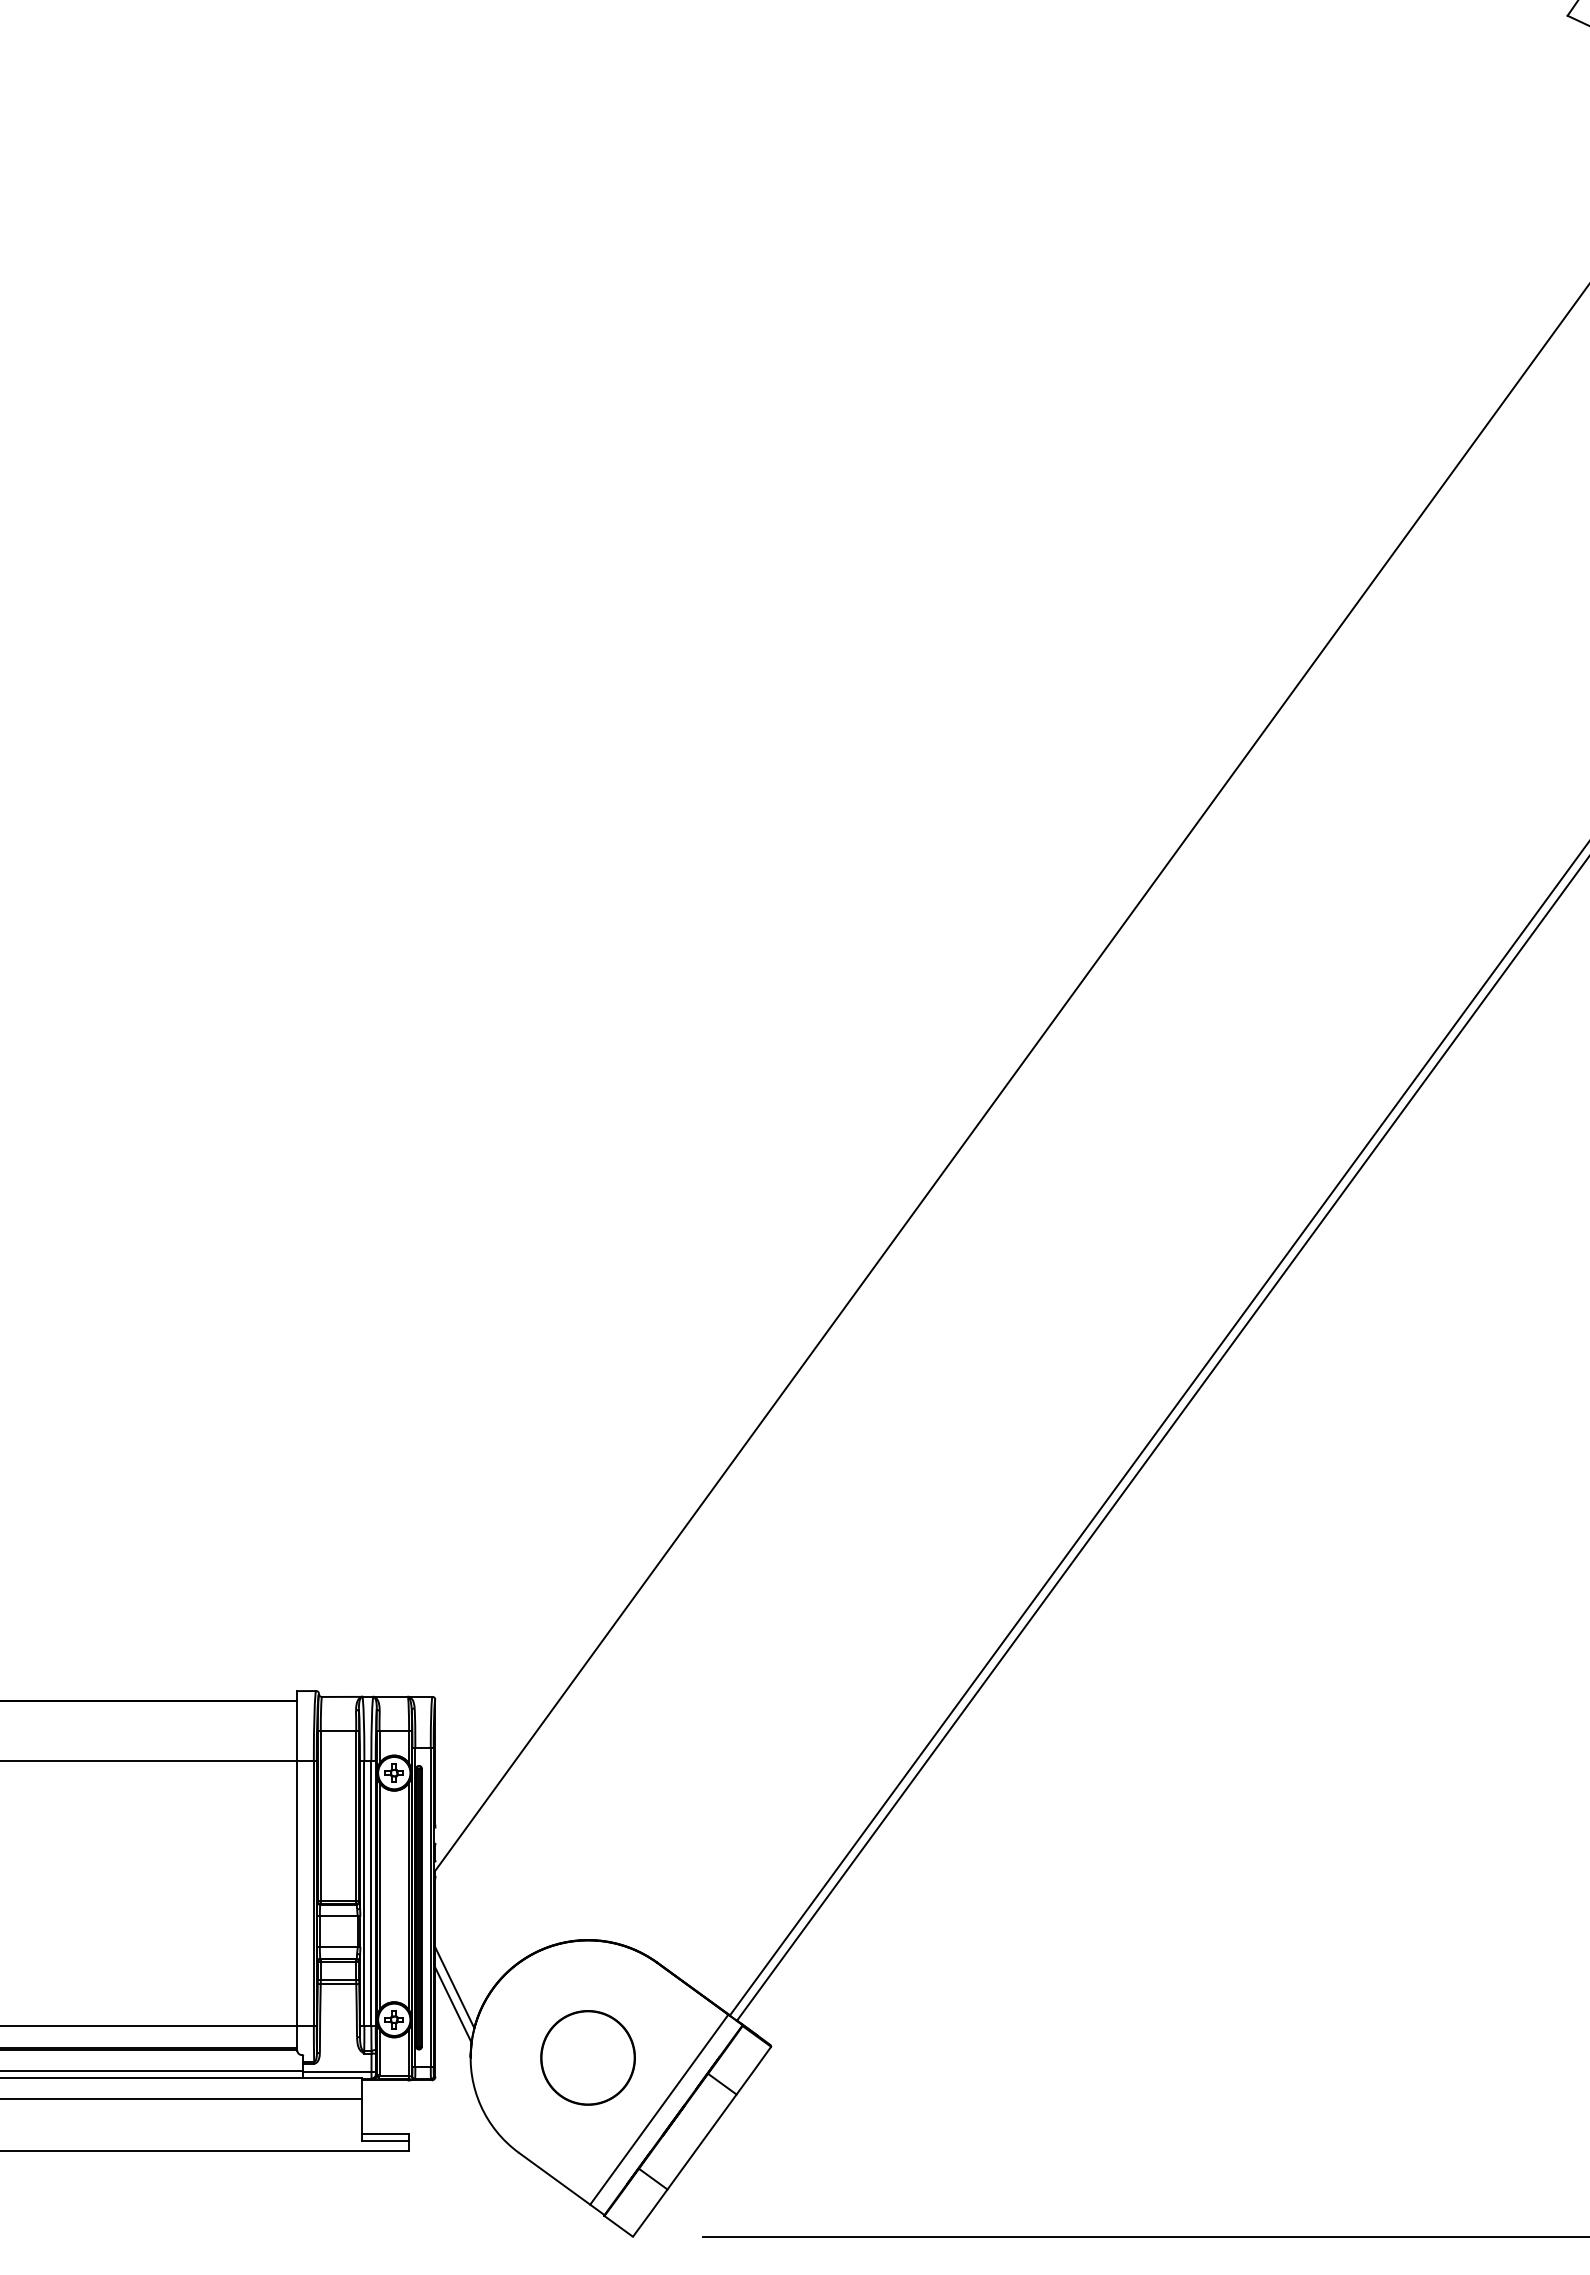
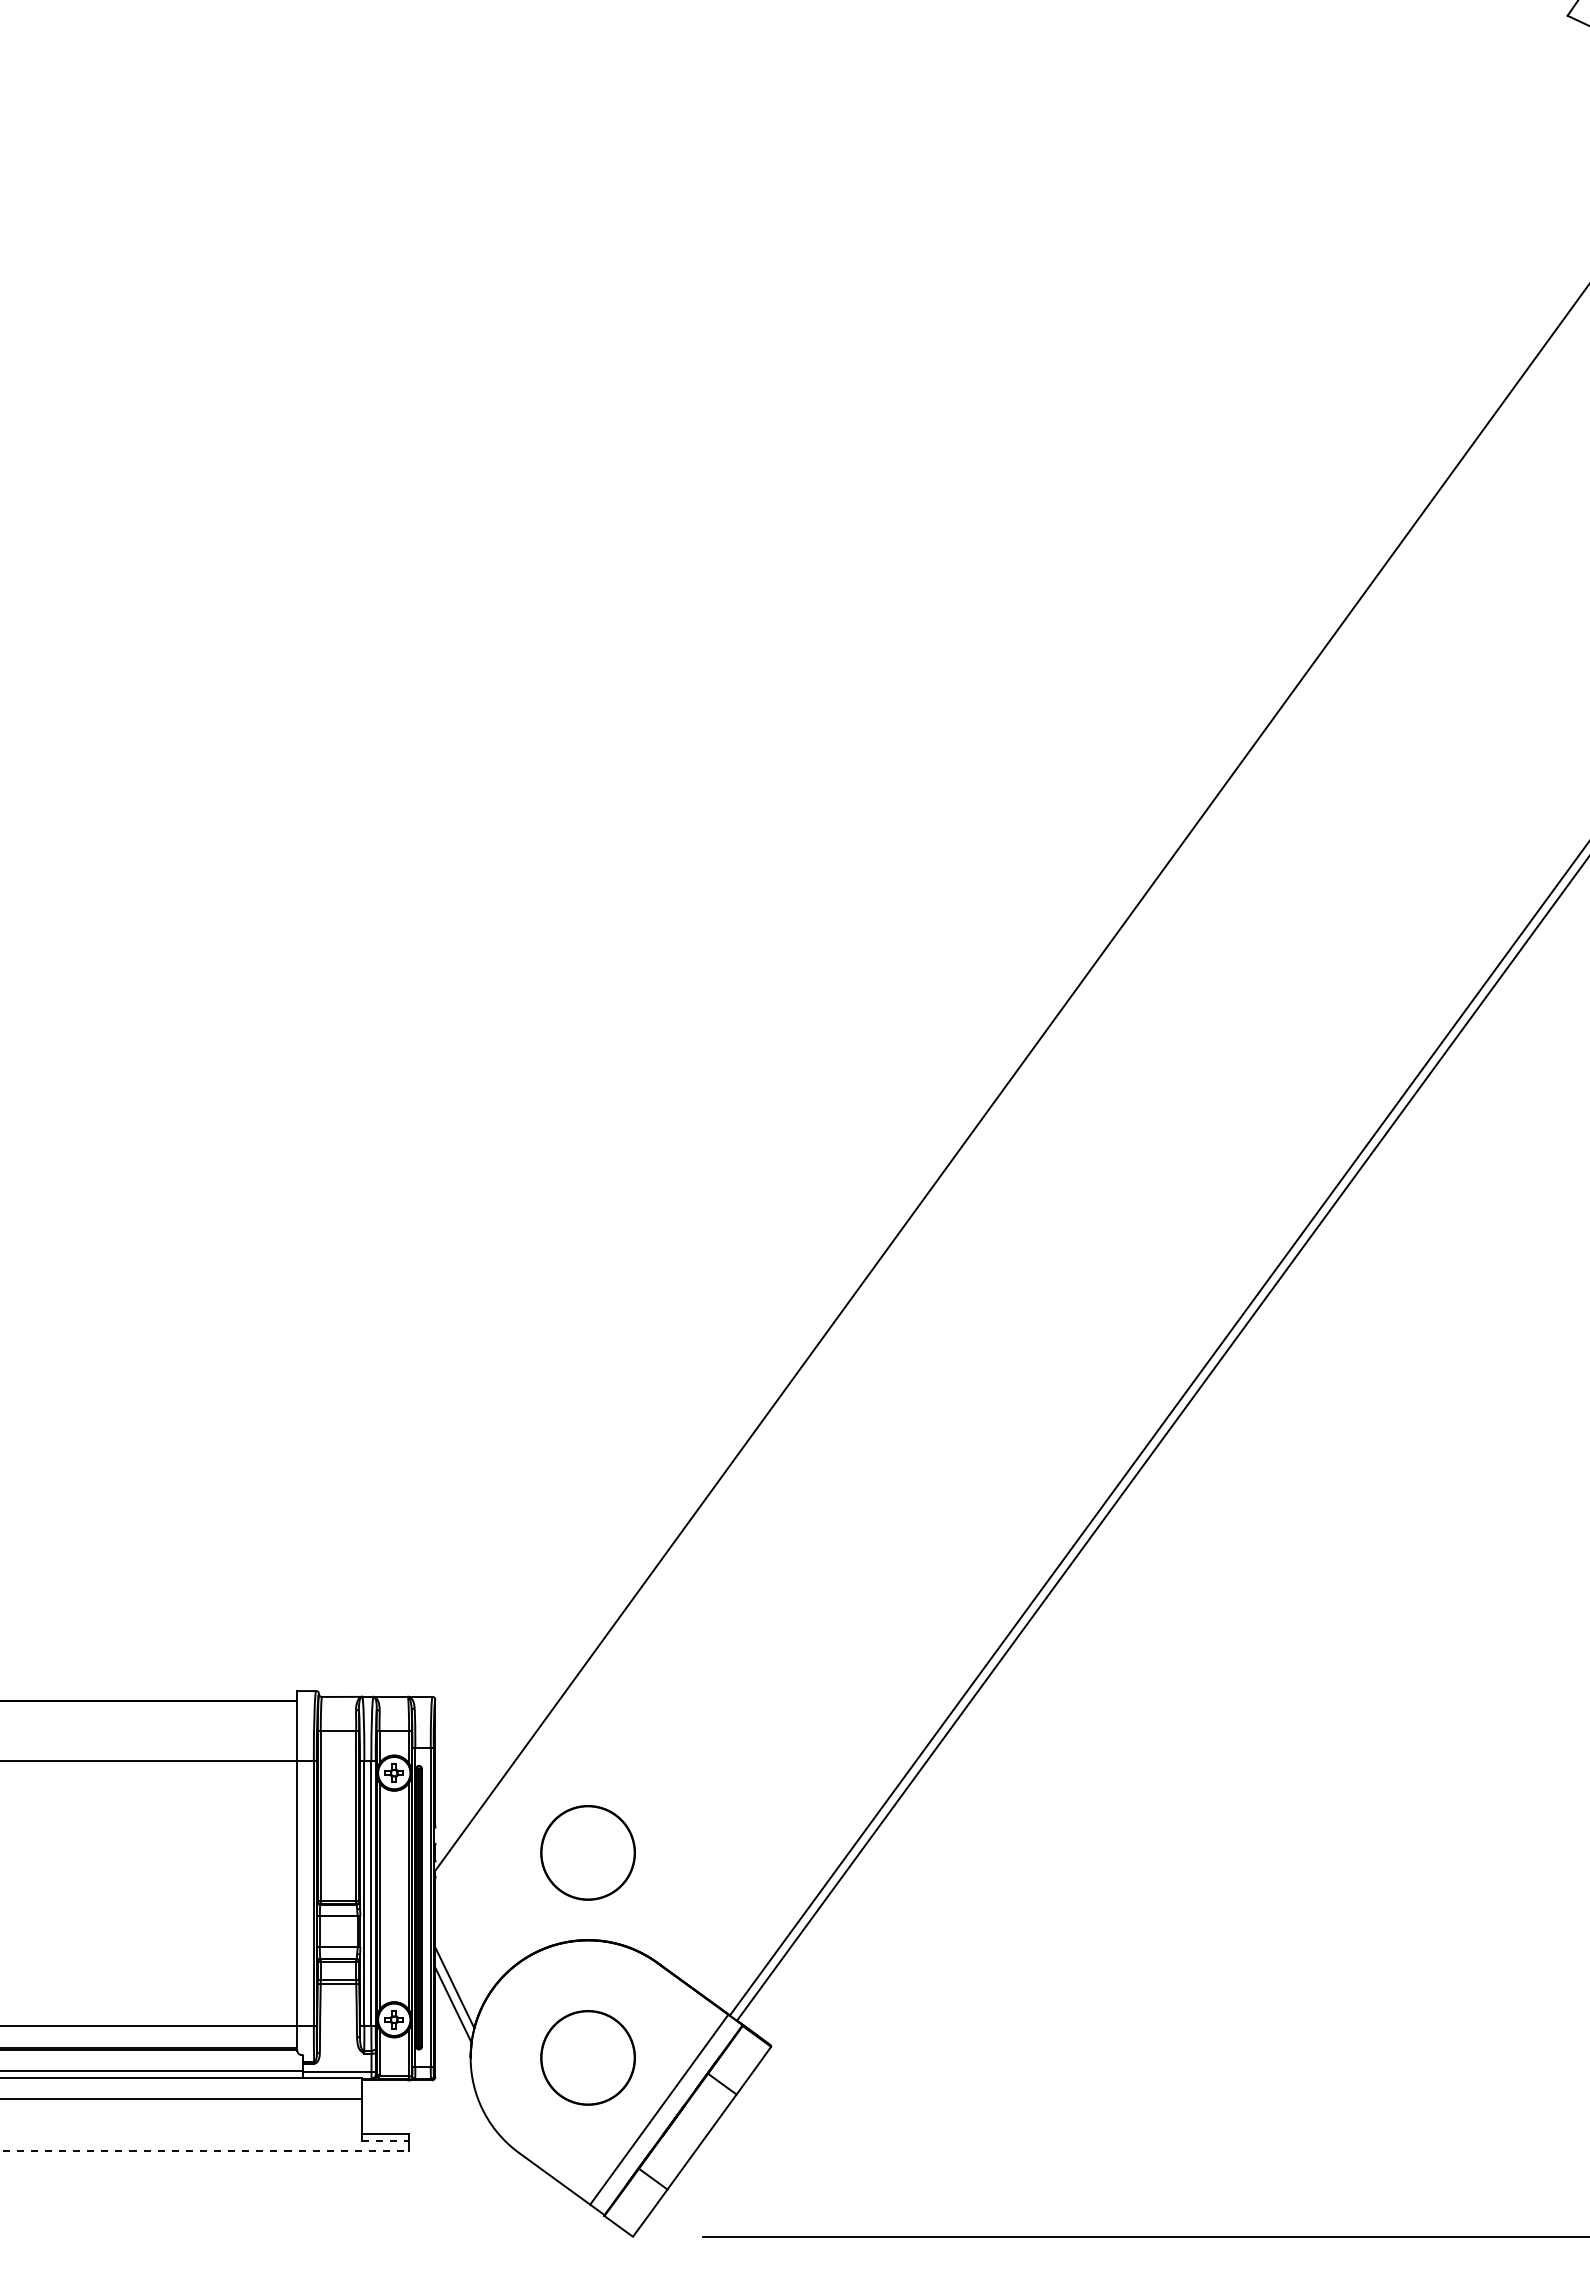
circle: none -> present (587, 1852)
line: solid -> dashed (385, 2141)
line: solid -> dashed (205, 2151)
